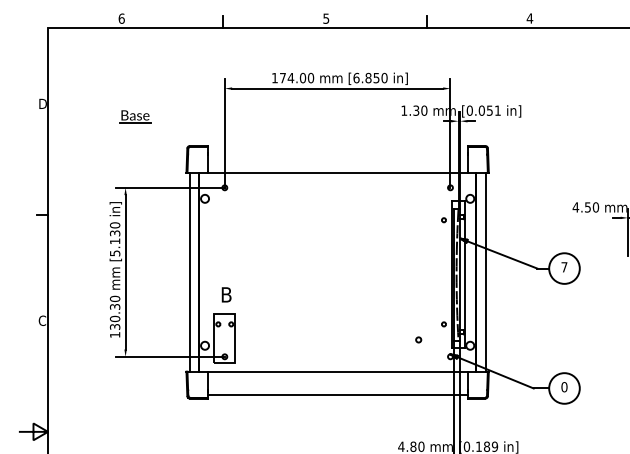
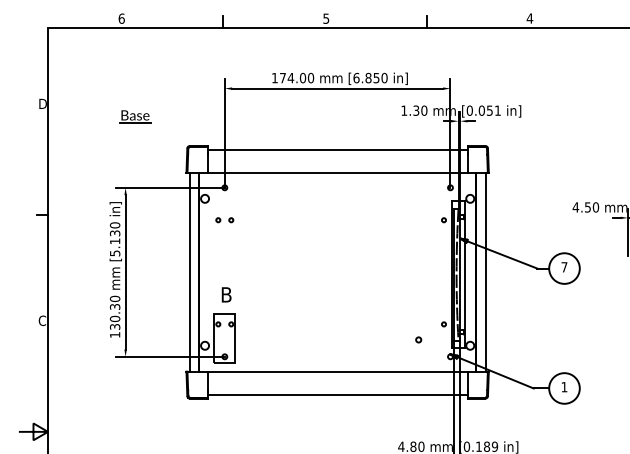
line: none -> present (337, 149)
part: none -> present (224, 220)
text: 0 -> 1 (564, 387)
